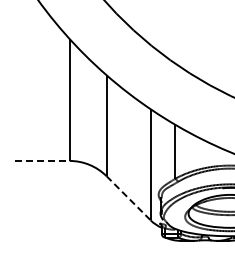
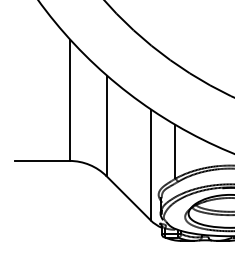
line: dashed -> solid (42, 160)
line: dashed -> solid (128, 198)
